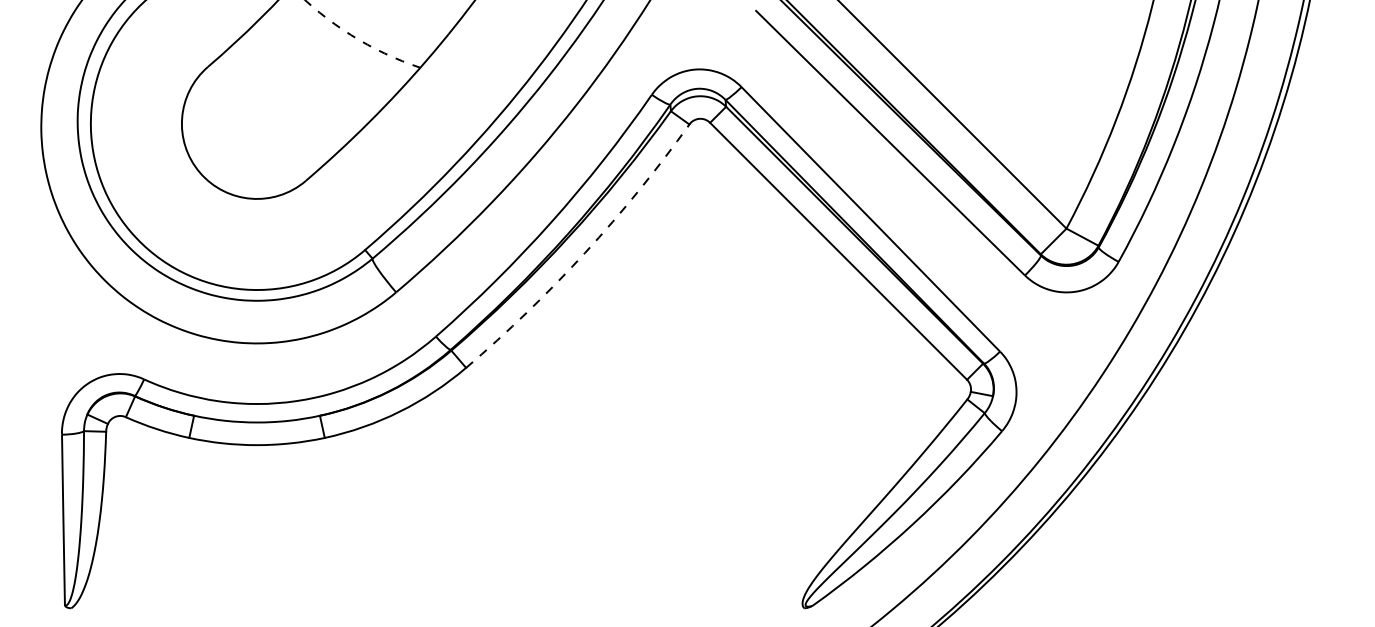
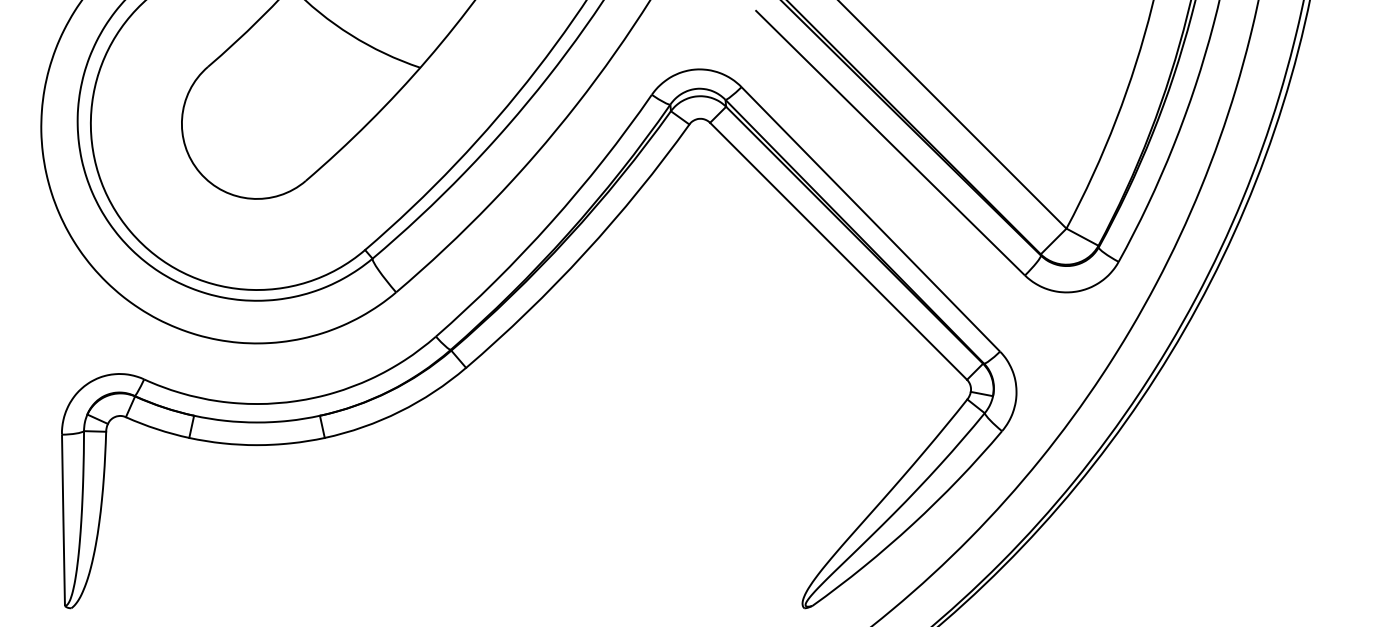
arc: dashed -> solid (359, 40)
arc: dashed -> solid (585, 252)
